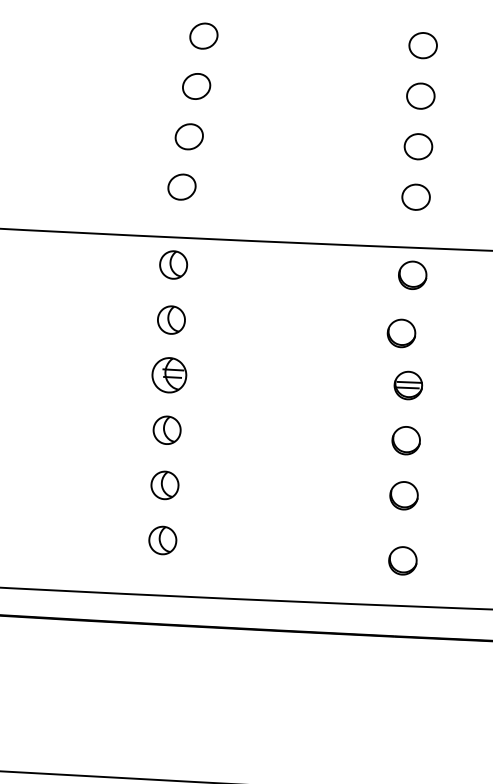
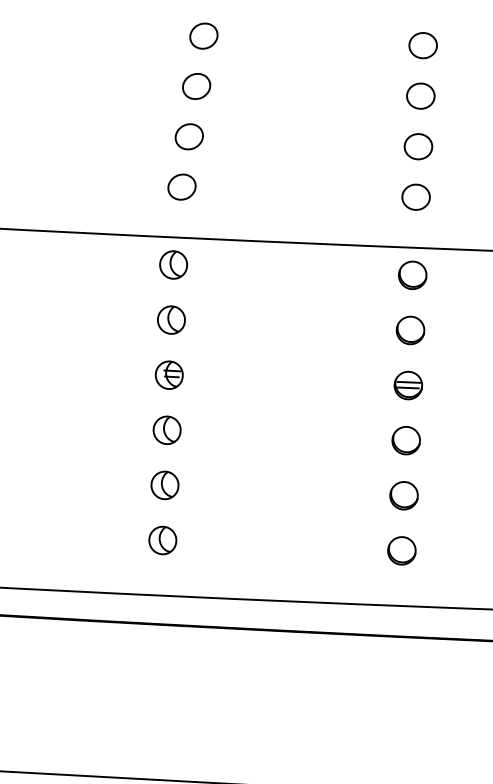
part position: (401, 333) -> (410, 330) (410, 330)
part size: 37x37 px -> 30x30 px (168, 374)
part position: (402, 560) -> (401, 550) (401, 550)
